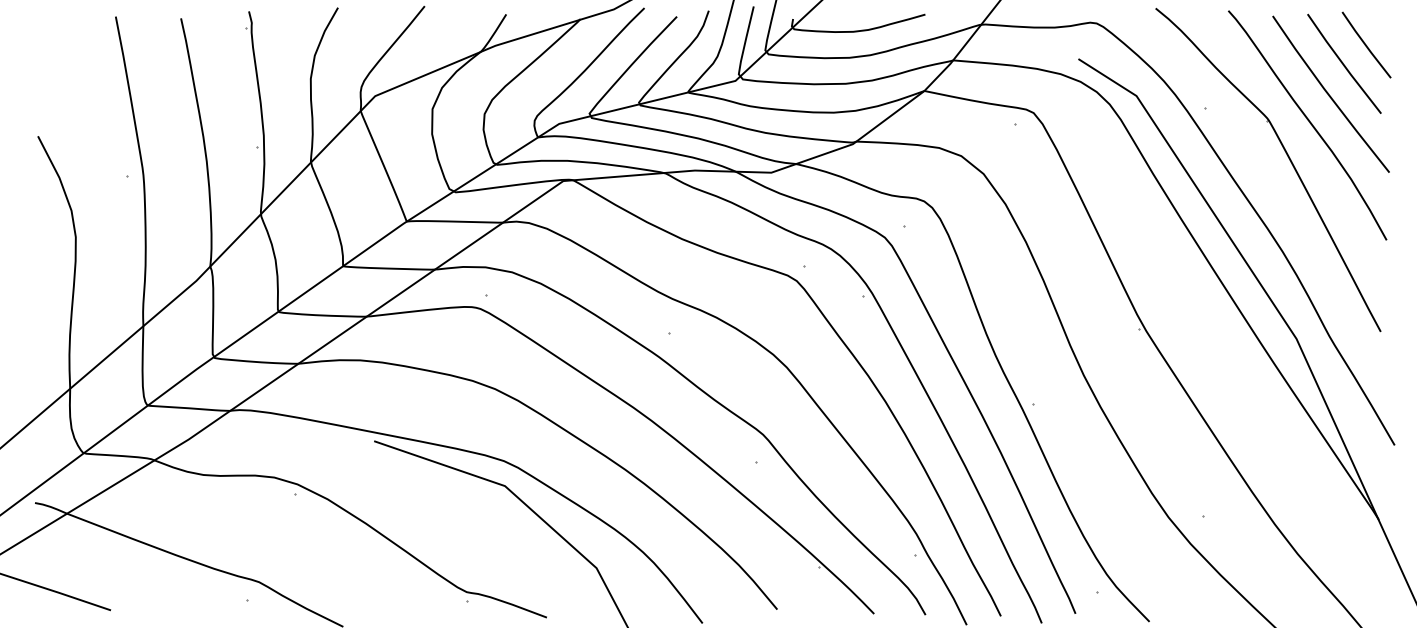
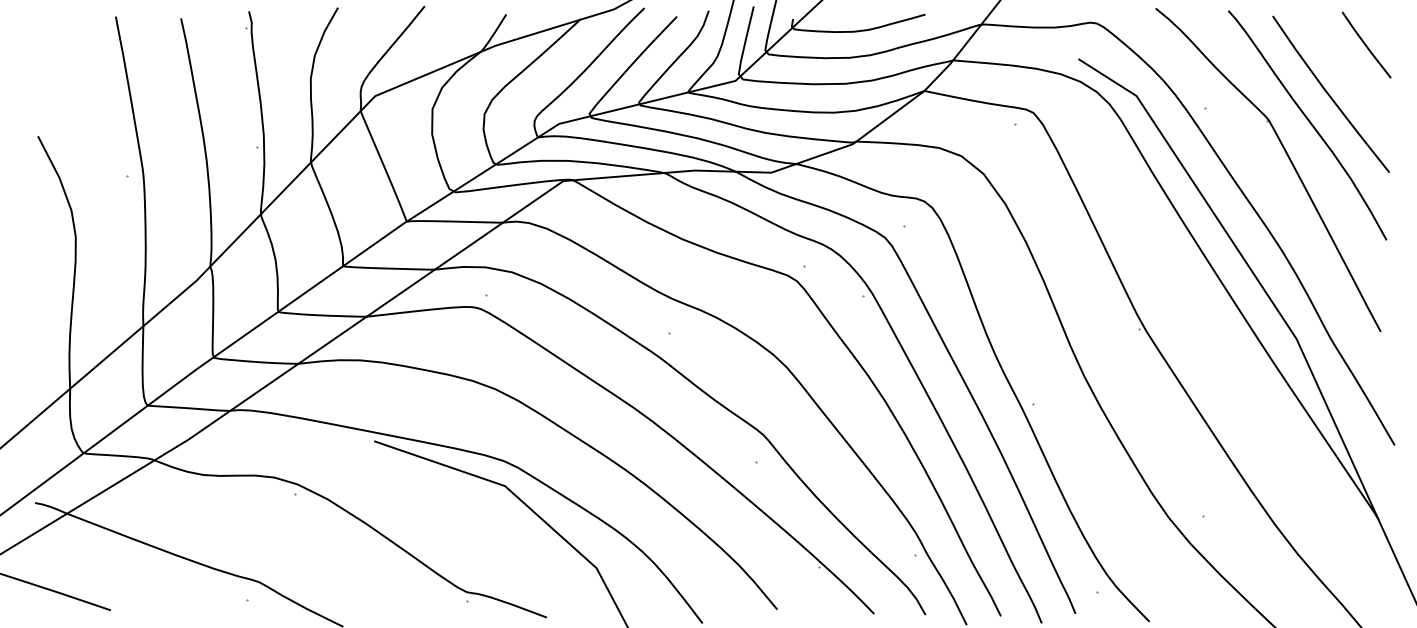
line: present -> none (1343, 63)
